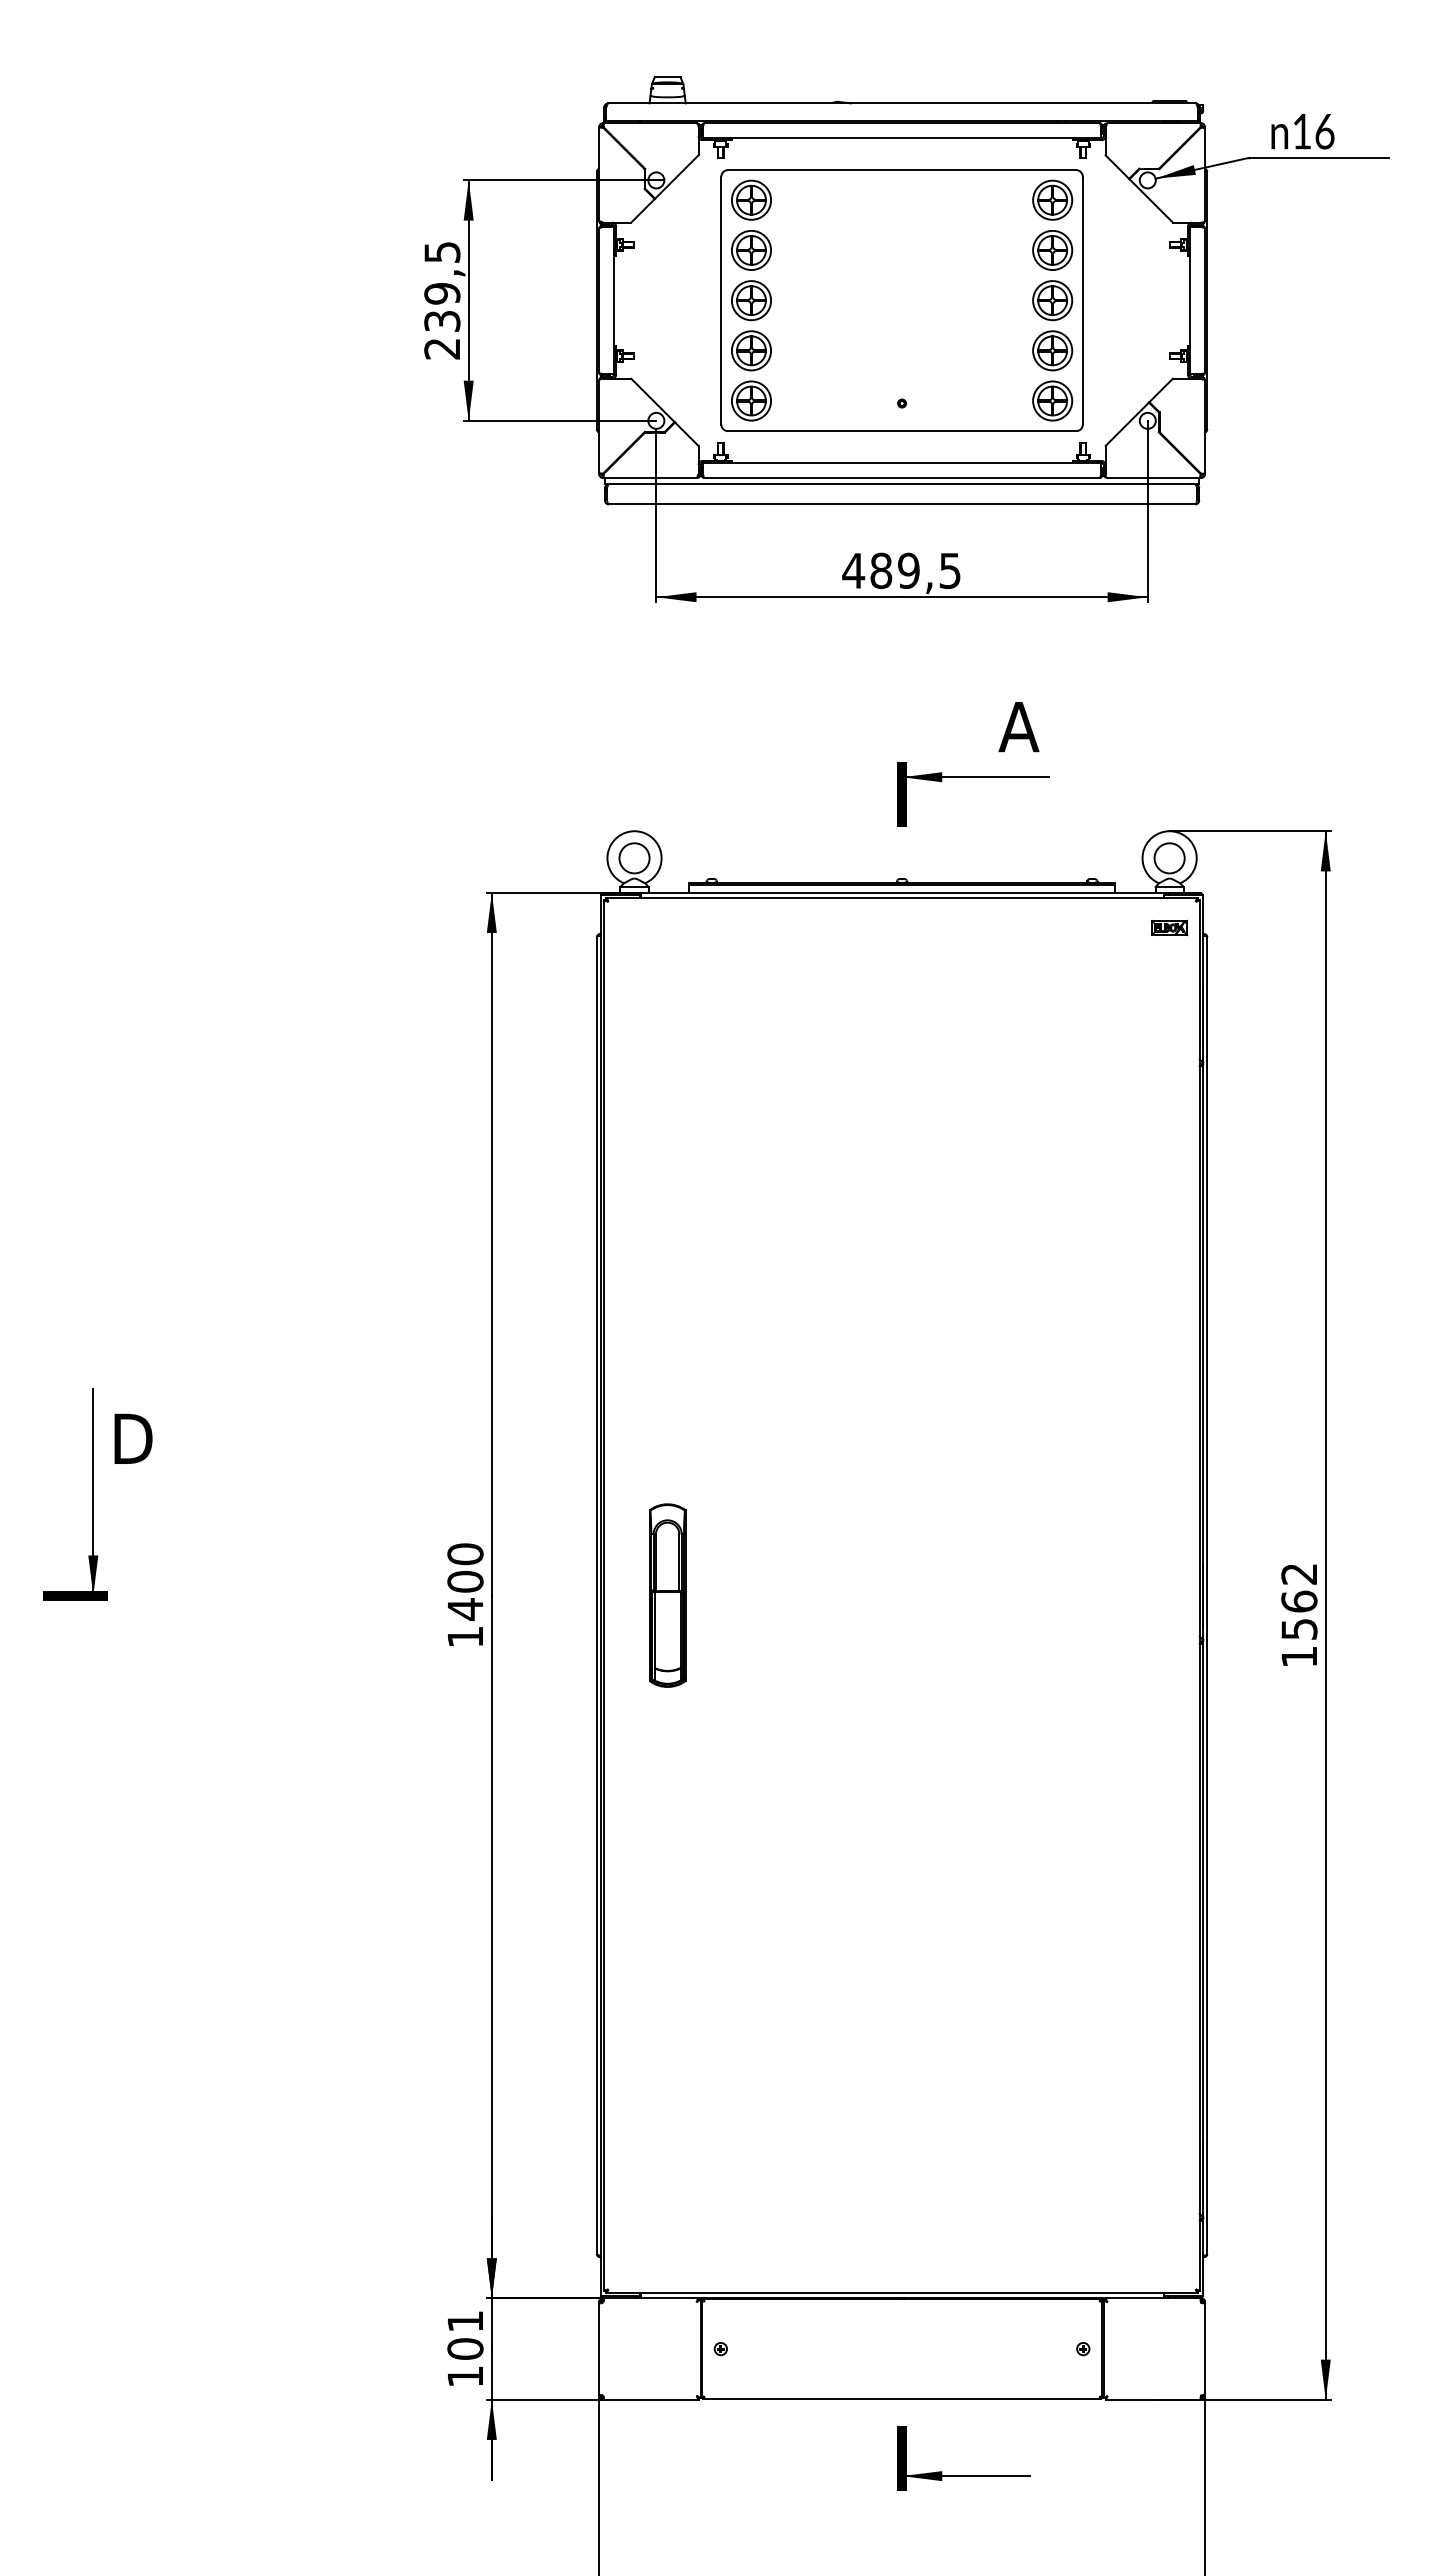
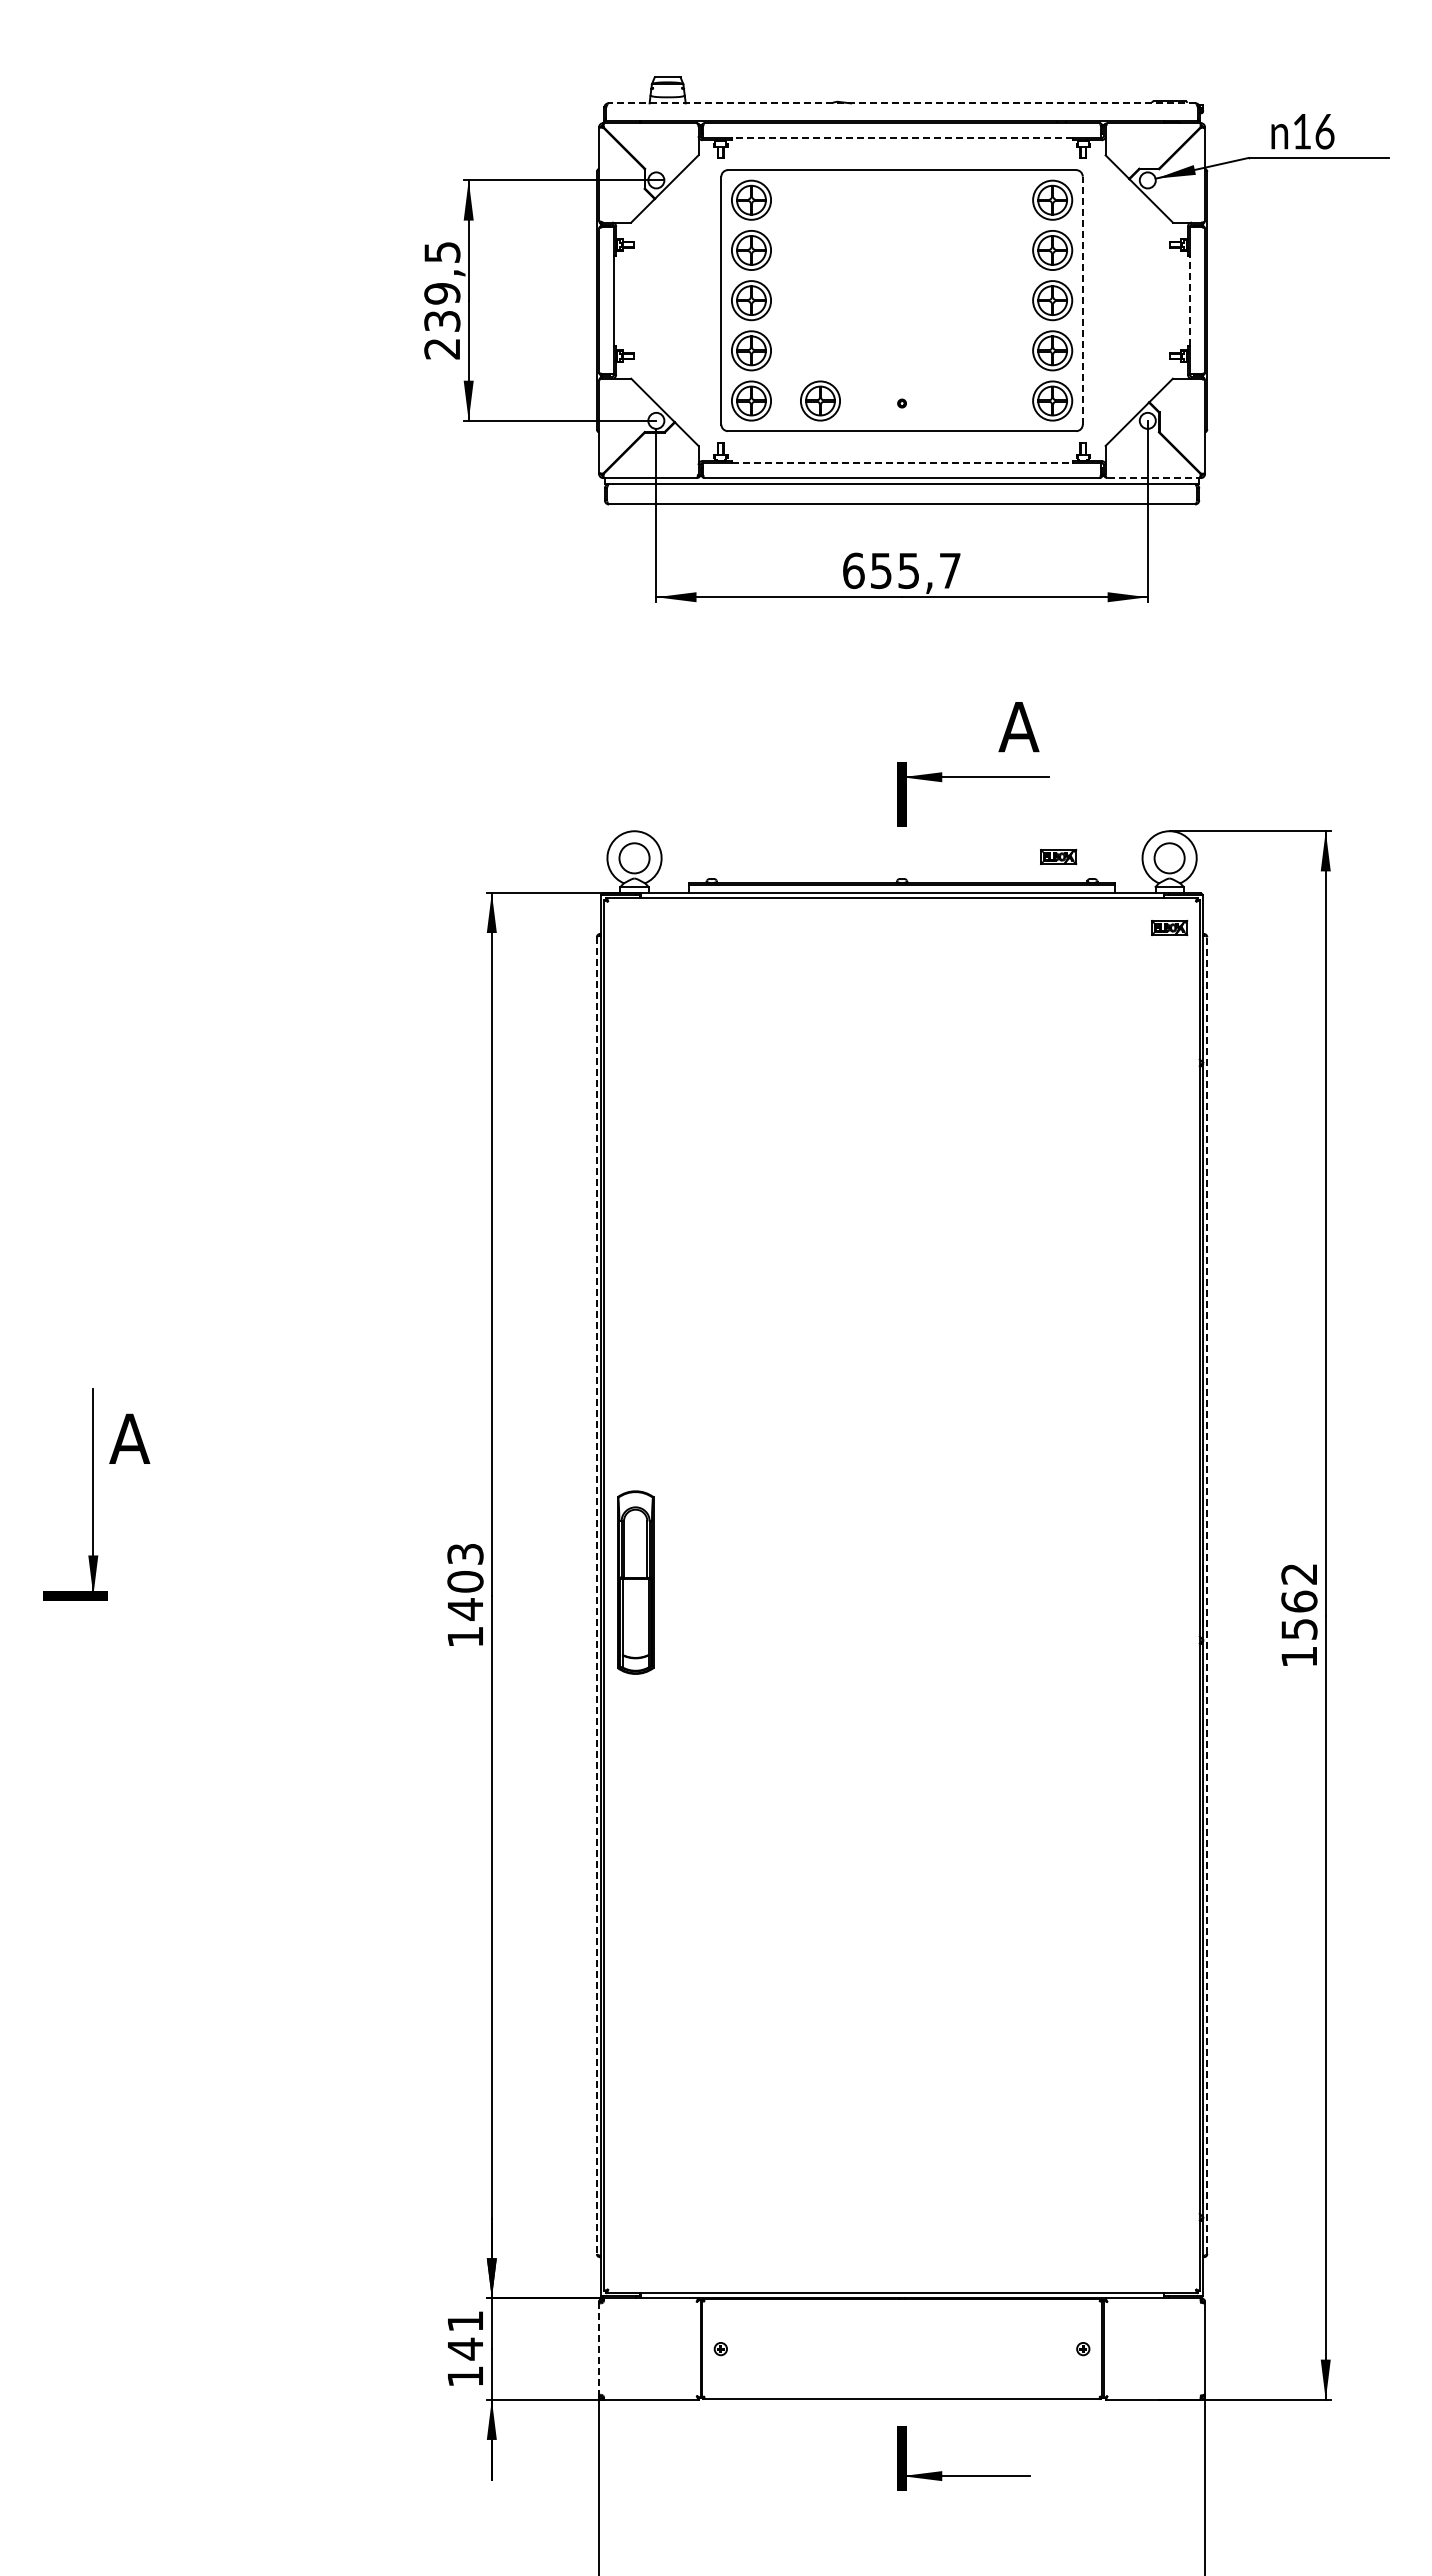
line: solid -> dashed (902, 103)
line: solid -> dashed (901, 138)
line: solid -> dashed (1082, 300)
line: solid -> dashed (1189, 300)
part: none -> present (820, 400)
line: solid -> dashed (902, 463)
line: solid -> dashed (1154, 478)
text: 489,5 -> 655,7 (901, 570)
part: none -> present (1058, 856)
text: D -> A (130, 1438)
text: 1400 -> 1403 (465, 1554)
part position: (667, 1595) -> (635, 1582) (635, 1582)
line: solid -> dashed (1207, 1595)
line: solid -> dashed (596, 1596)
text: 101 -> 141 (465, 2348)
line: solid -> dashed (599, 2349)
